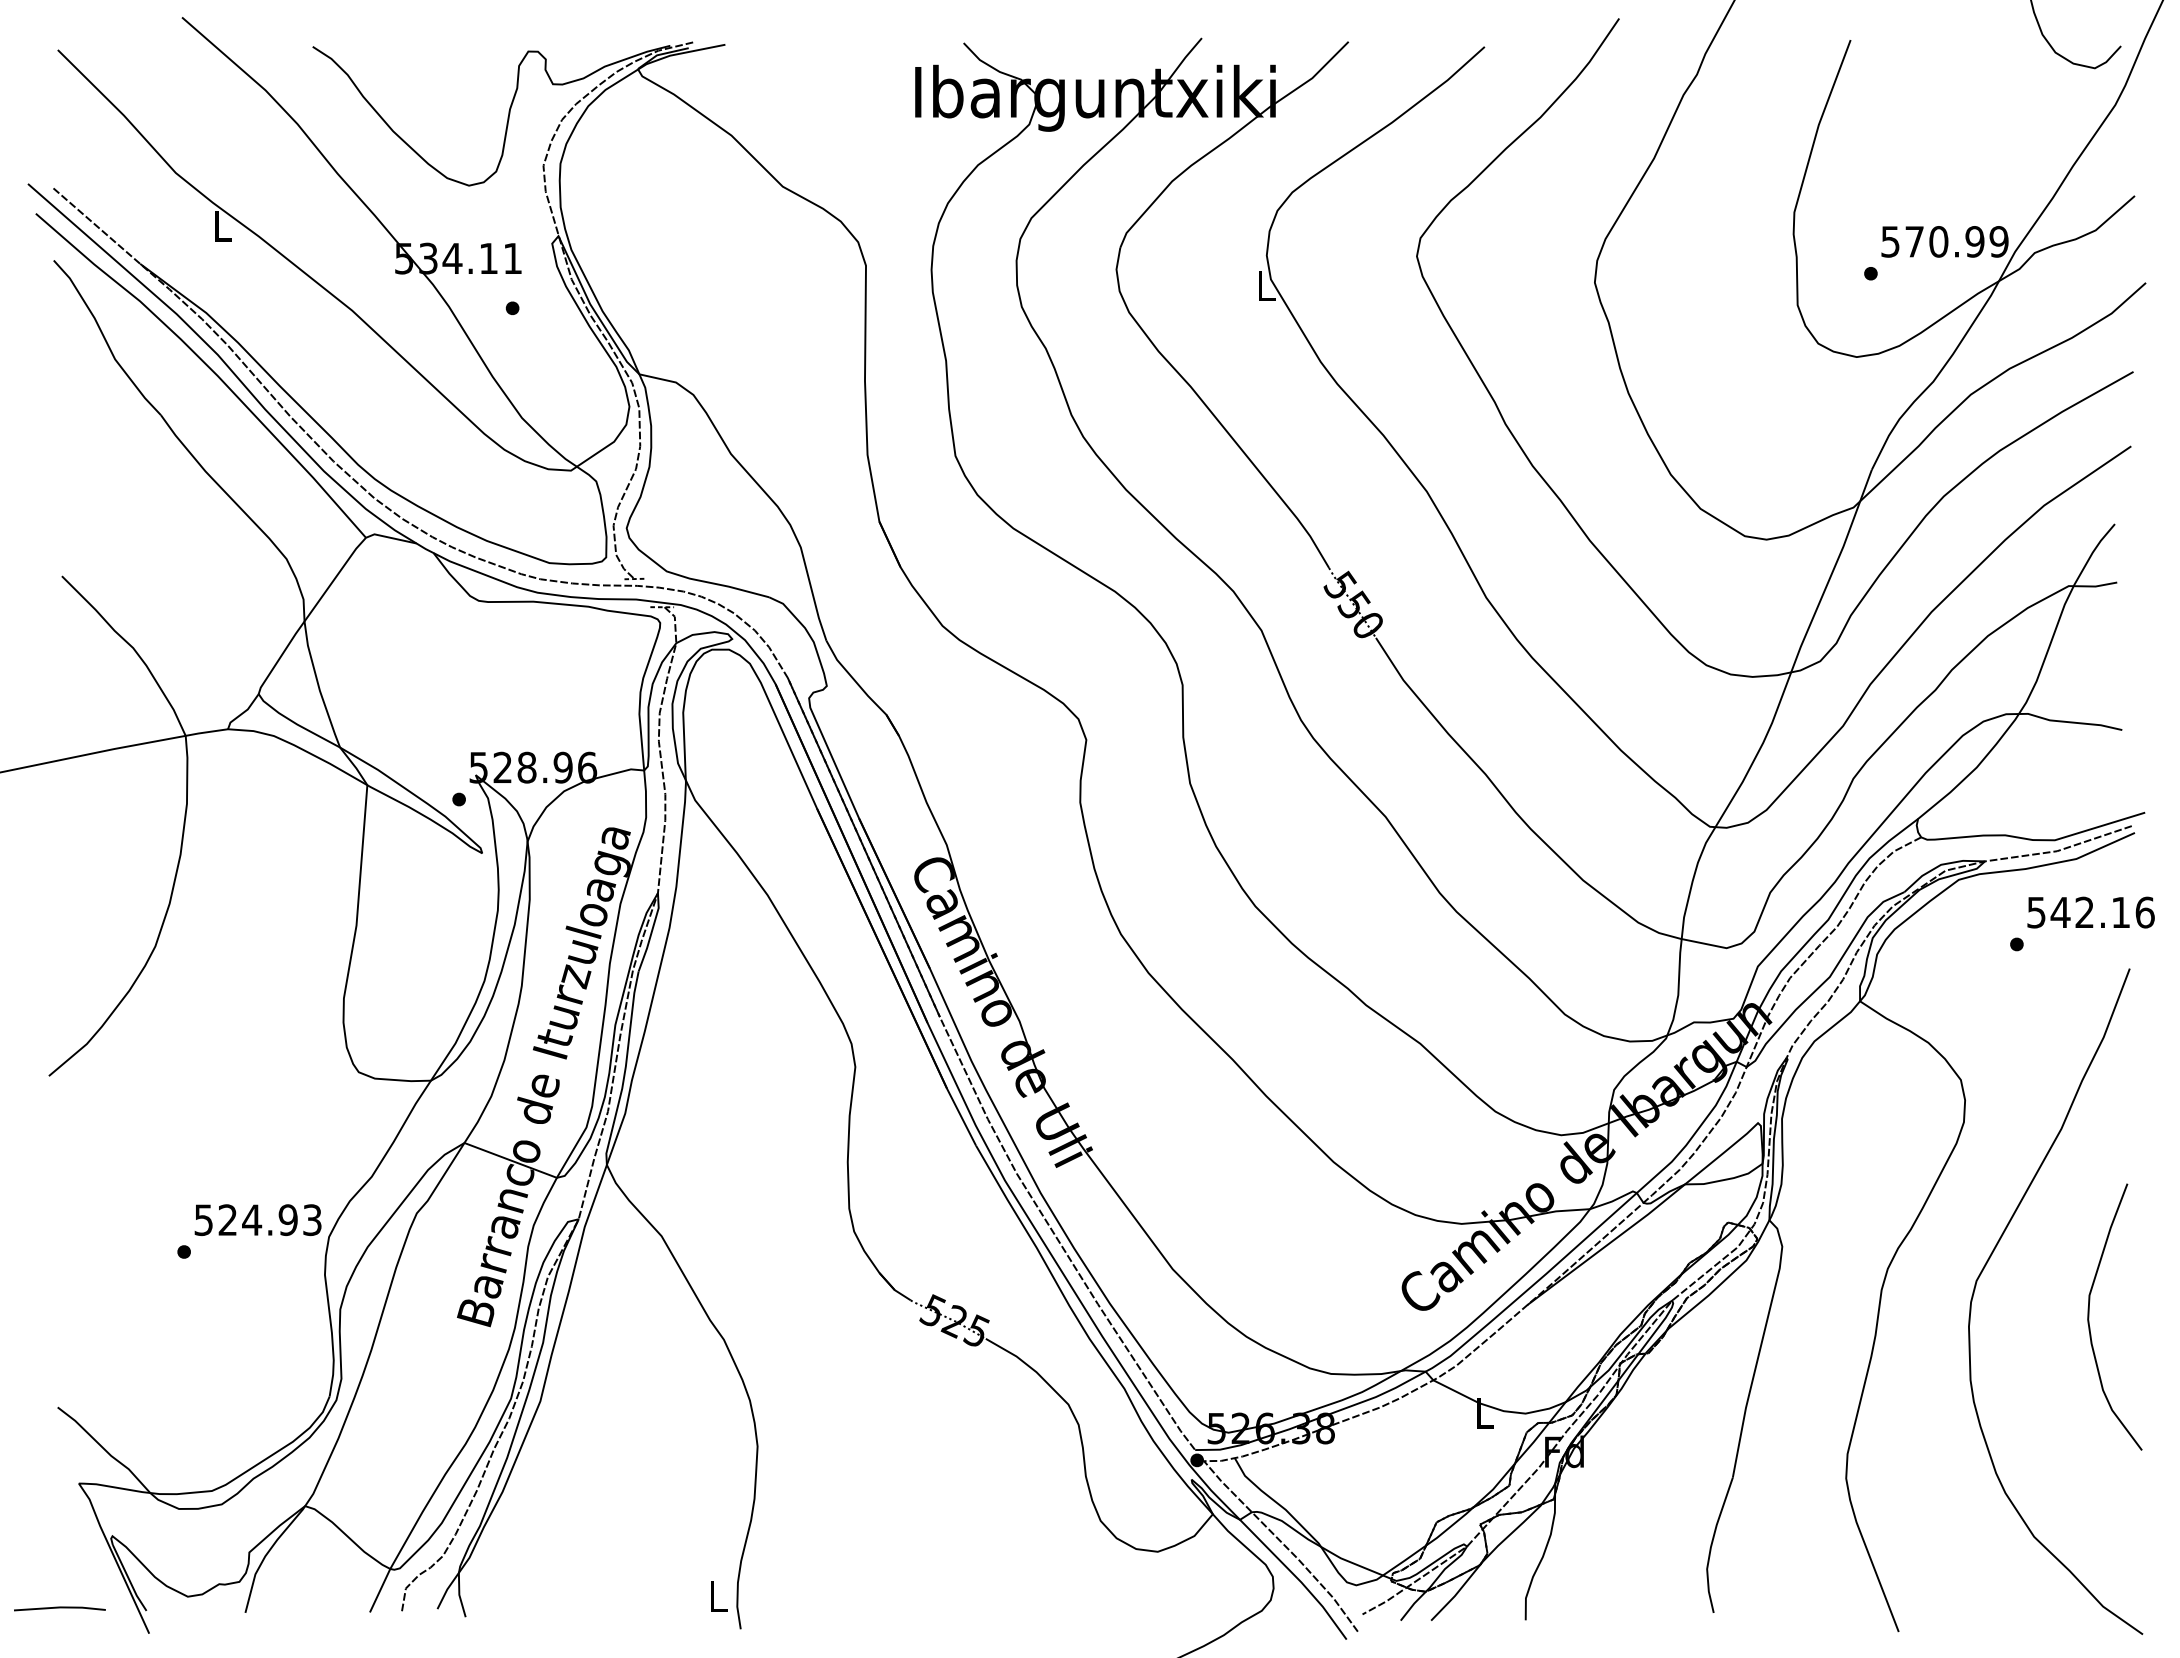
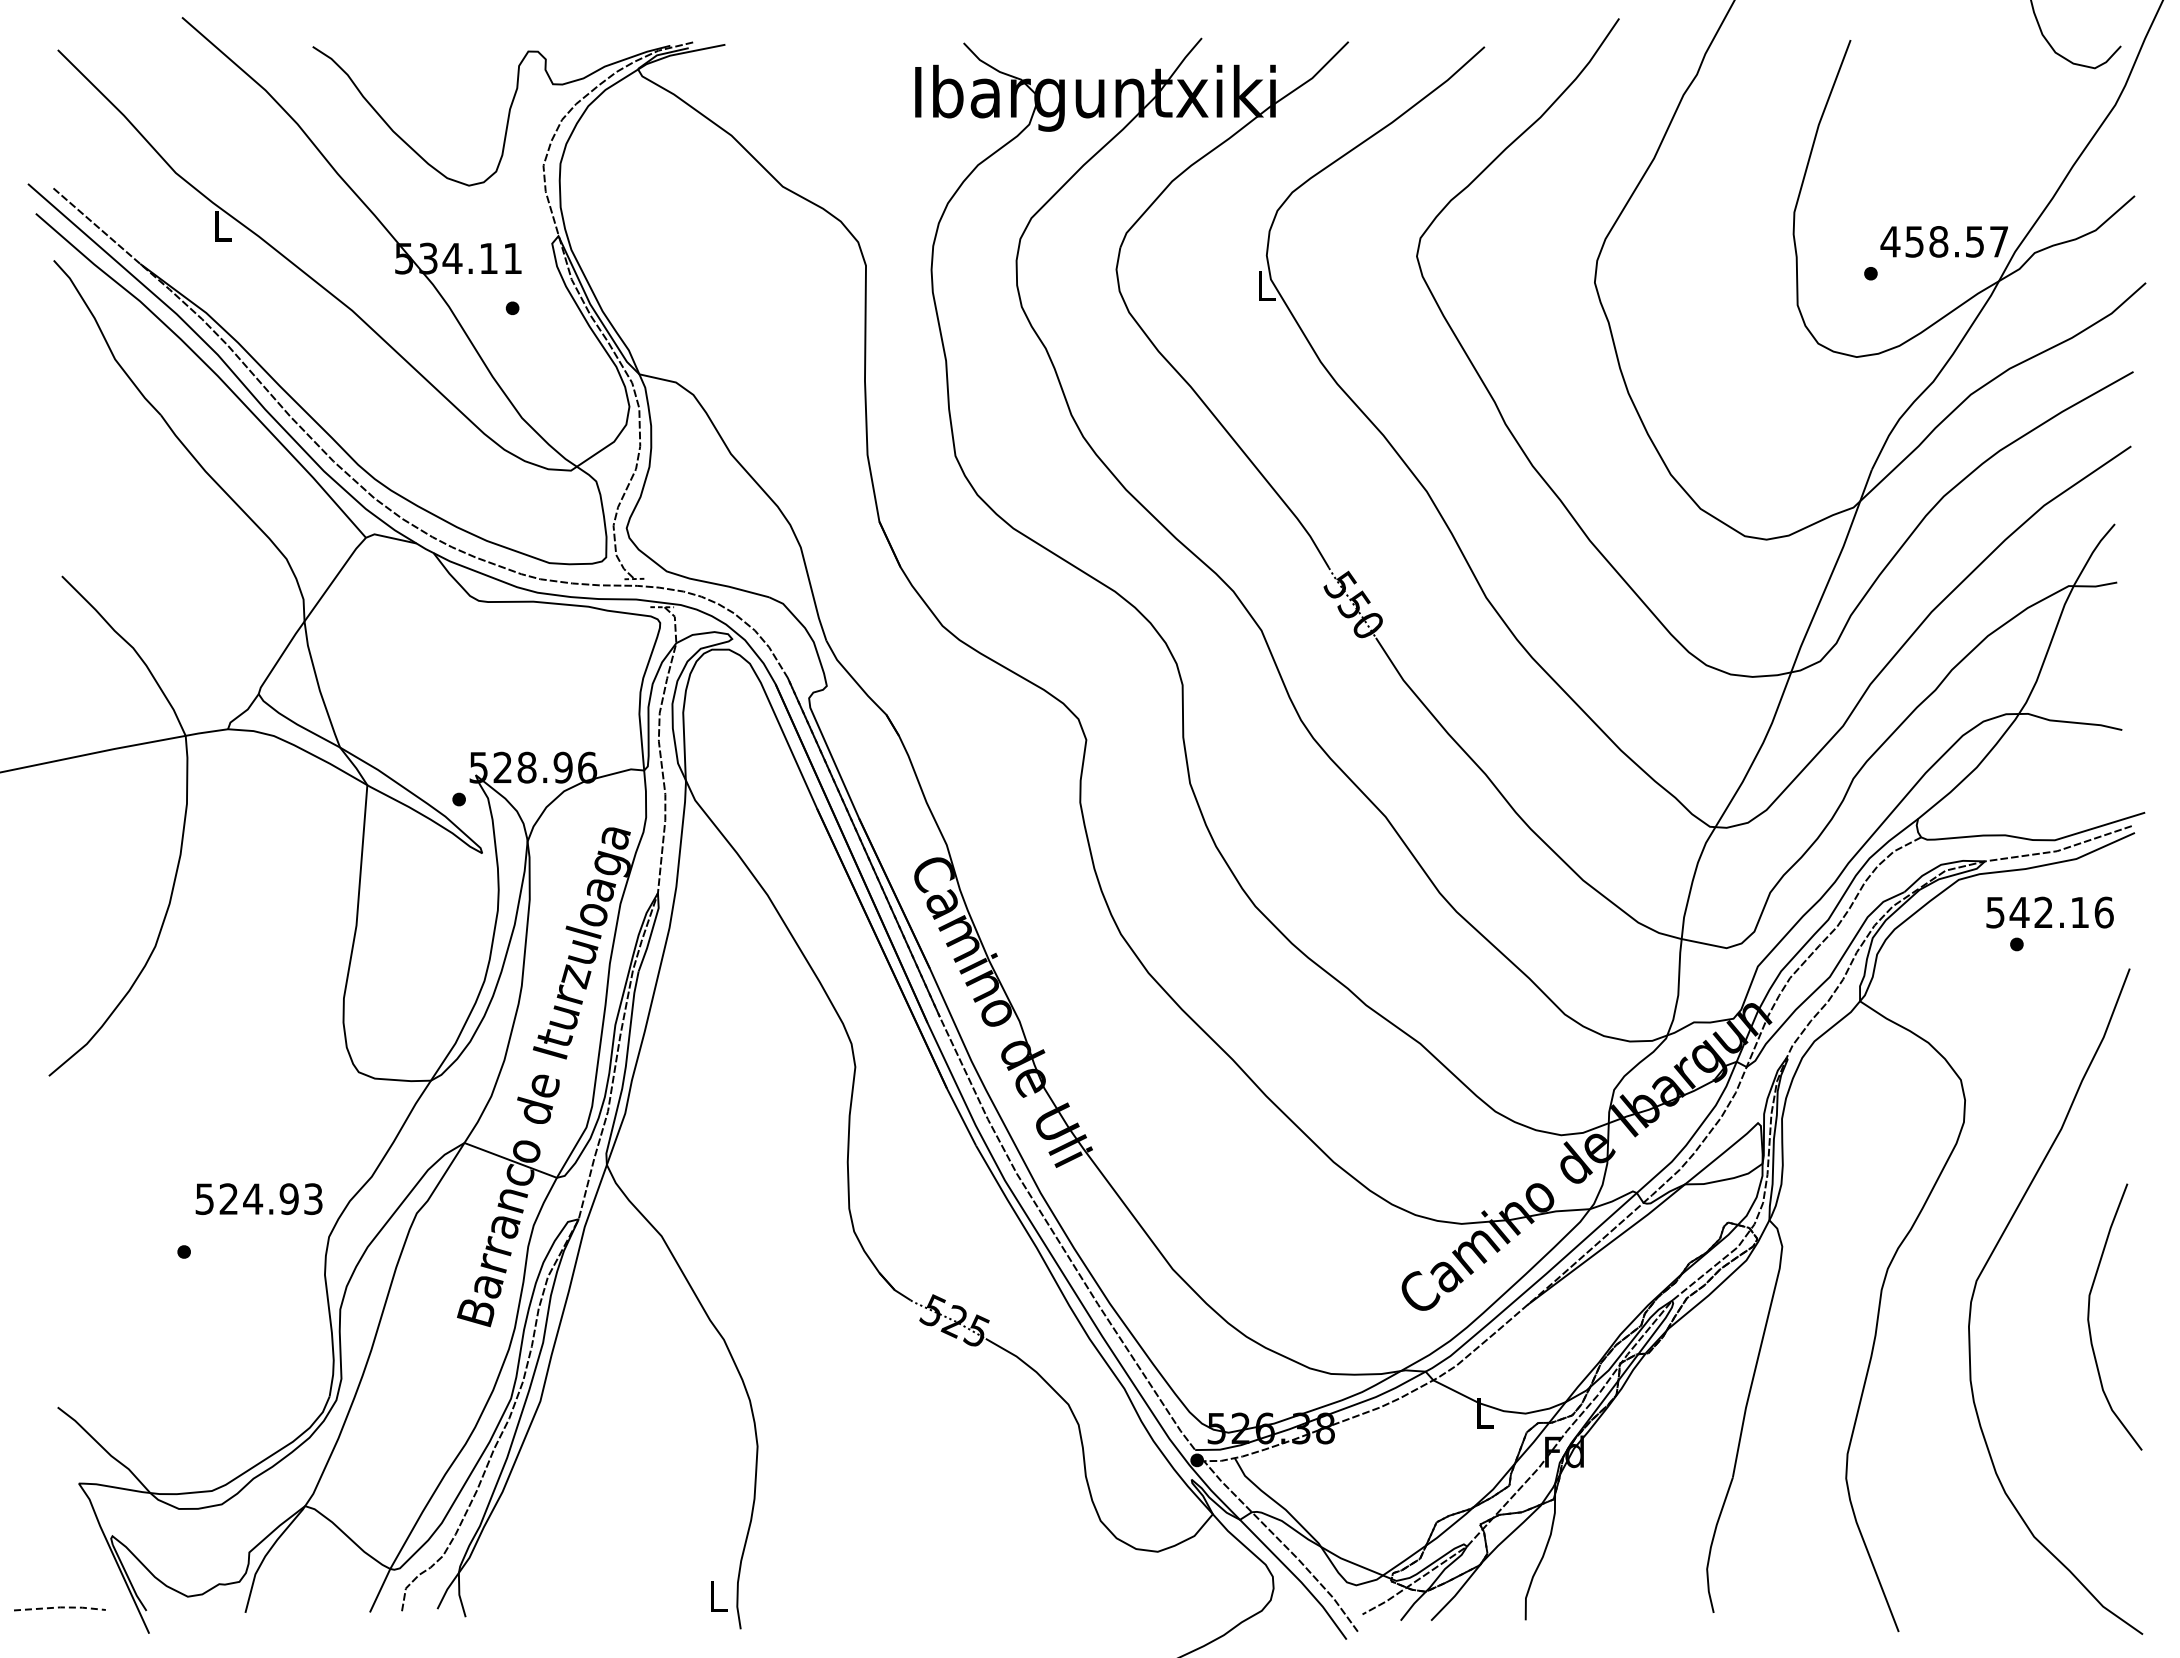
text: 570.99 -> 458.57 (1944, 241)
text position: (2090, 912) -> (2049, 912) (2049, 912)
text position: (257, 1219) -> (258, 1198) (258, 1198)
line: solid -> dashed (60, 1607)
